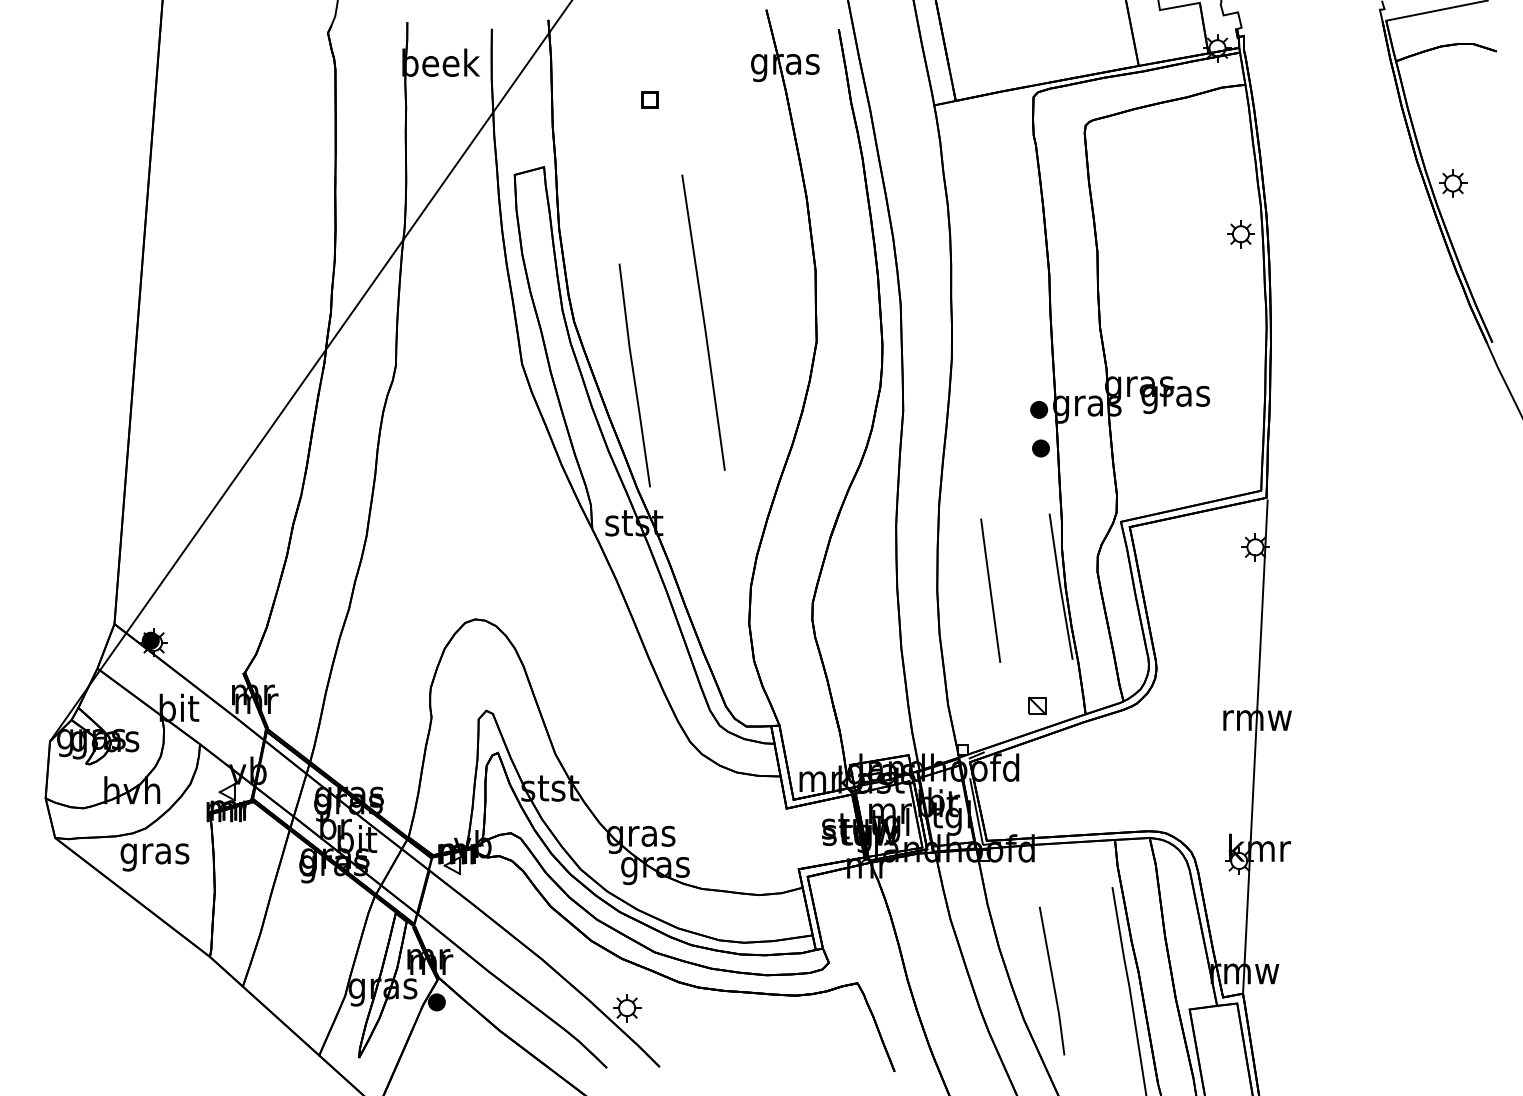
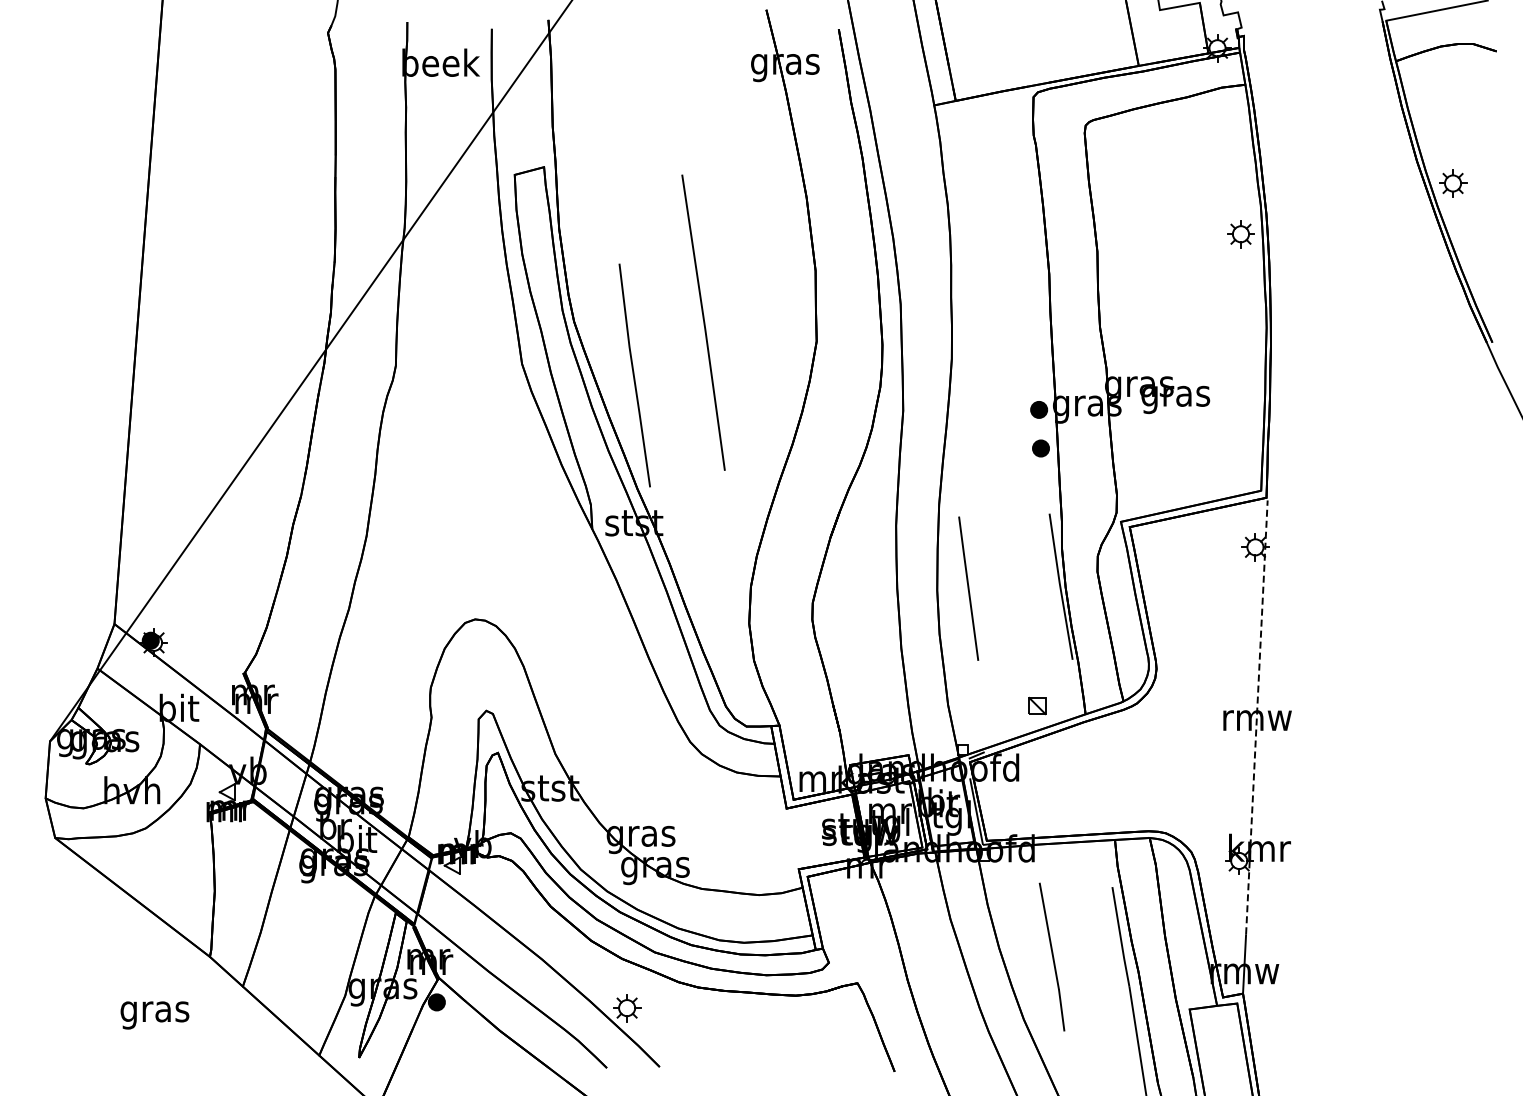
part: present -> none (649, 99)
line position: (990, 590) -> (968, 588) (968, 588)
line: solid -> dashed (1256, 716)
text position: (154, 857) -> (154, 1015) (154, 1015)
part position: (1051, 980) -> (1051, 956) (1051, 956)
